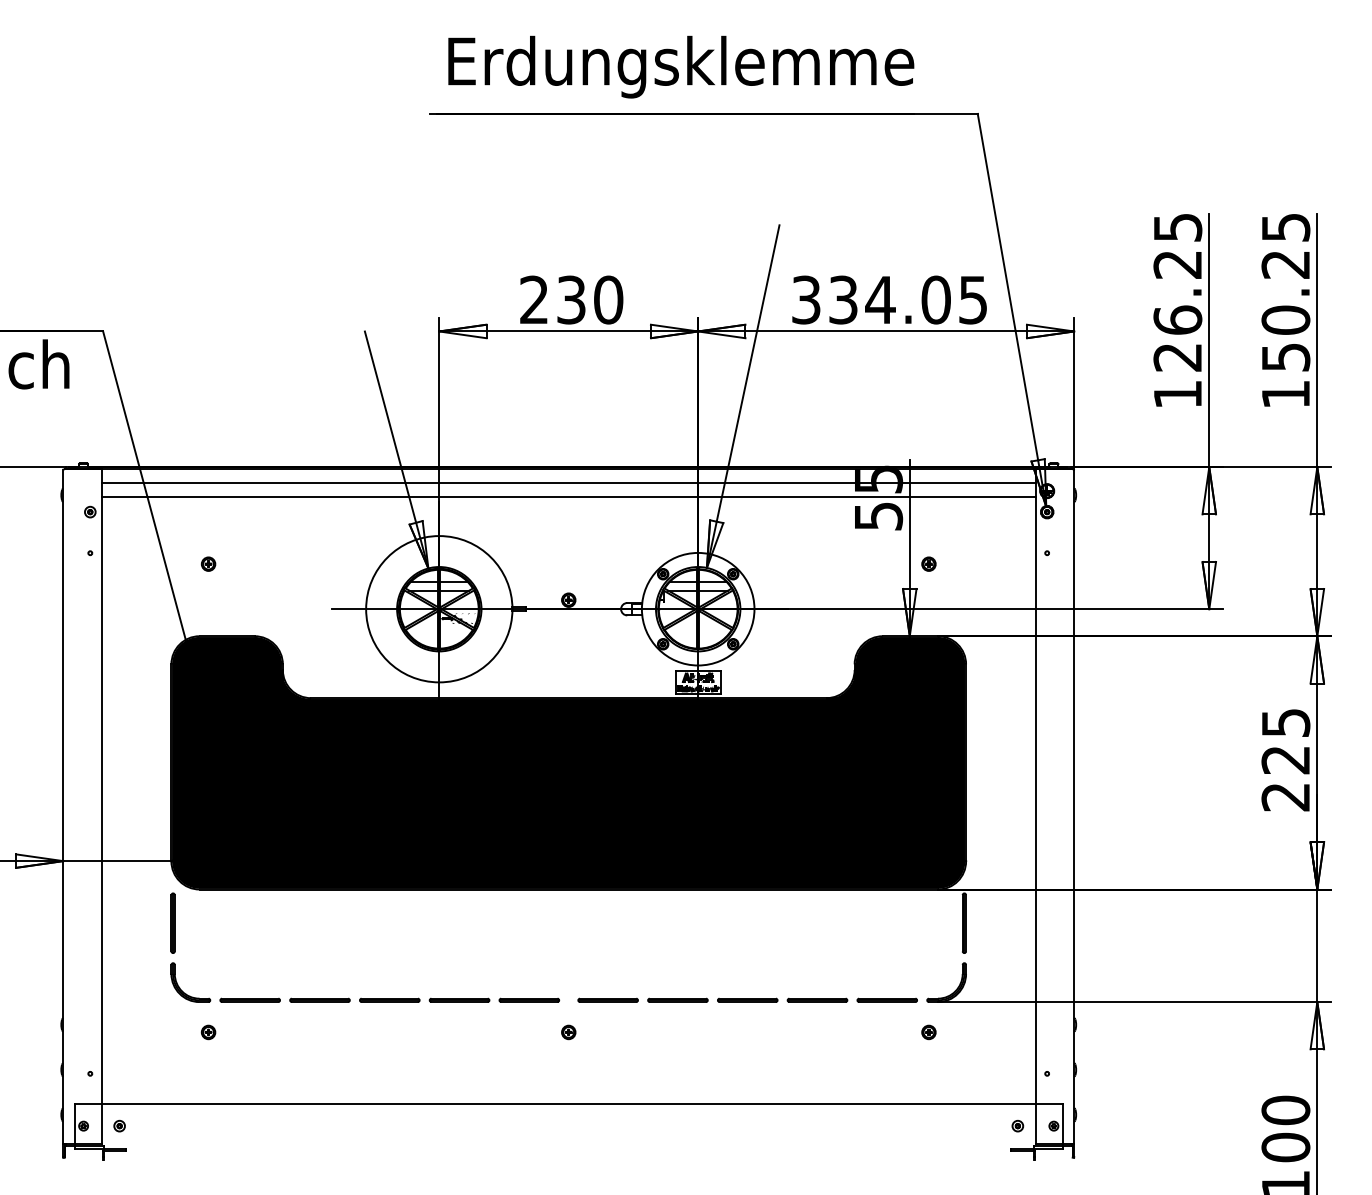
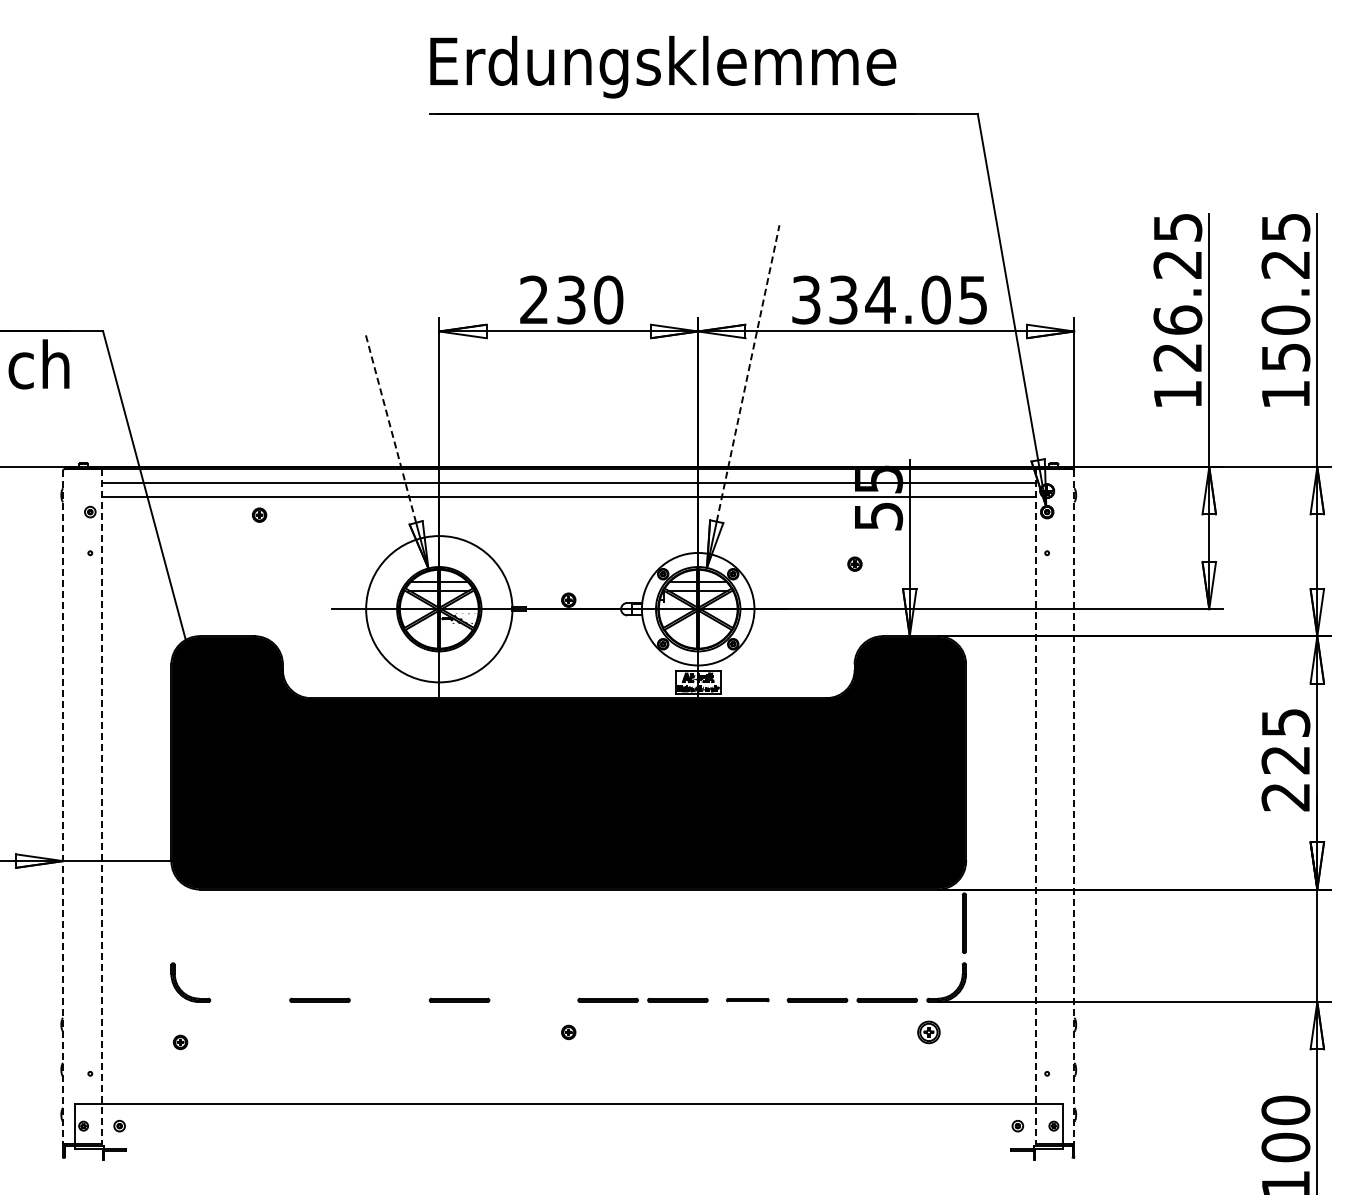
text position: (681, 66) -> (663, 66) (663, 66)
line: solid -> dashed (748, 373)
line: solid -> dashed (390, 426)
part position: (208, 563) -> (259, 514) (259, 514)
part position: (928, 563) -> (854, 563) (854, 563)
line: solid -> dashed (101, 806)
line: solid -> dashed (1035, 806)
line: solid -> dashed (63, 807)
line: solid -> dashed (1074, 807)
part: present -> none (172, 922)
part: present -> none (249, 999)
part: present -> none (389, 999)
part: present -> none (529, 999)
part size: 62x6 px -> 44x5 px (747, 1000)
part position: (208, 1032) -> (180, 1042) (180, 1042)
part size: 16x17 px -> 24x25 px (928, 1032)
